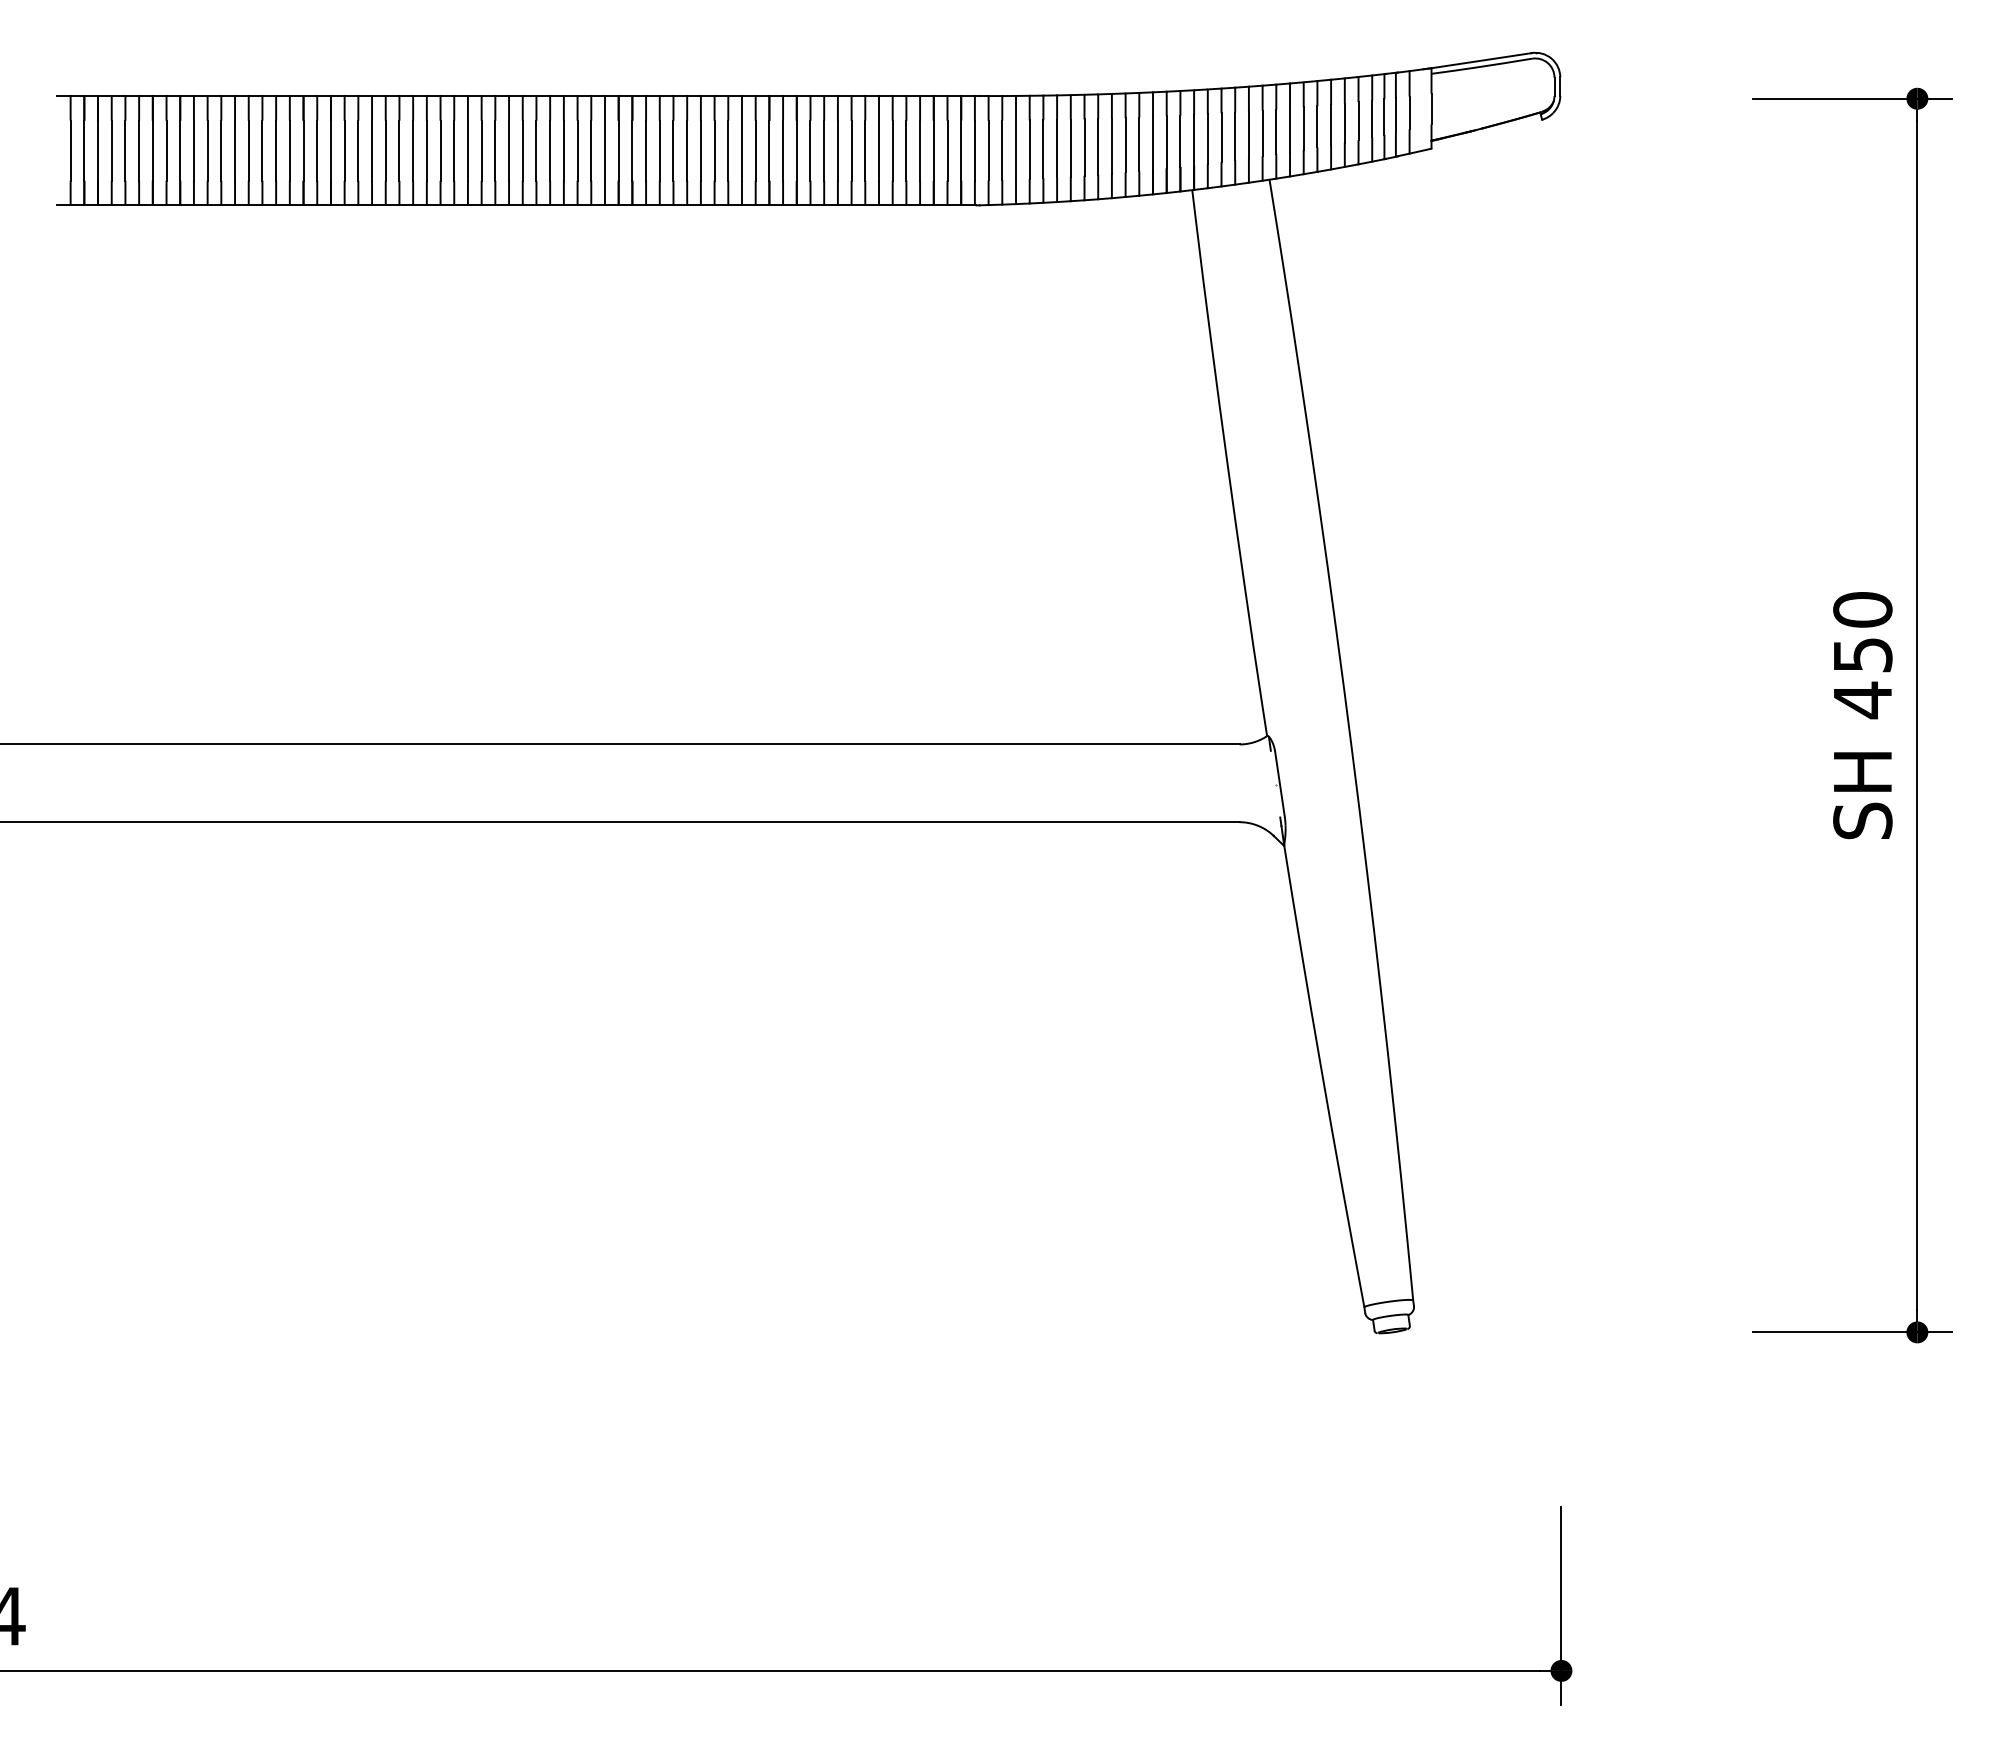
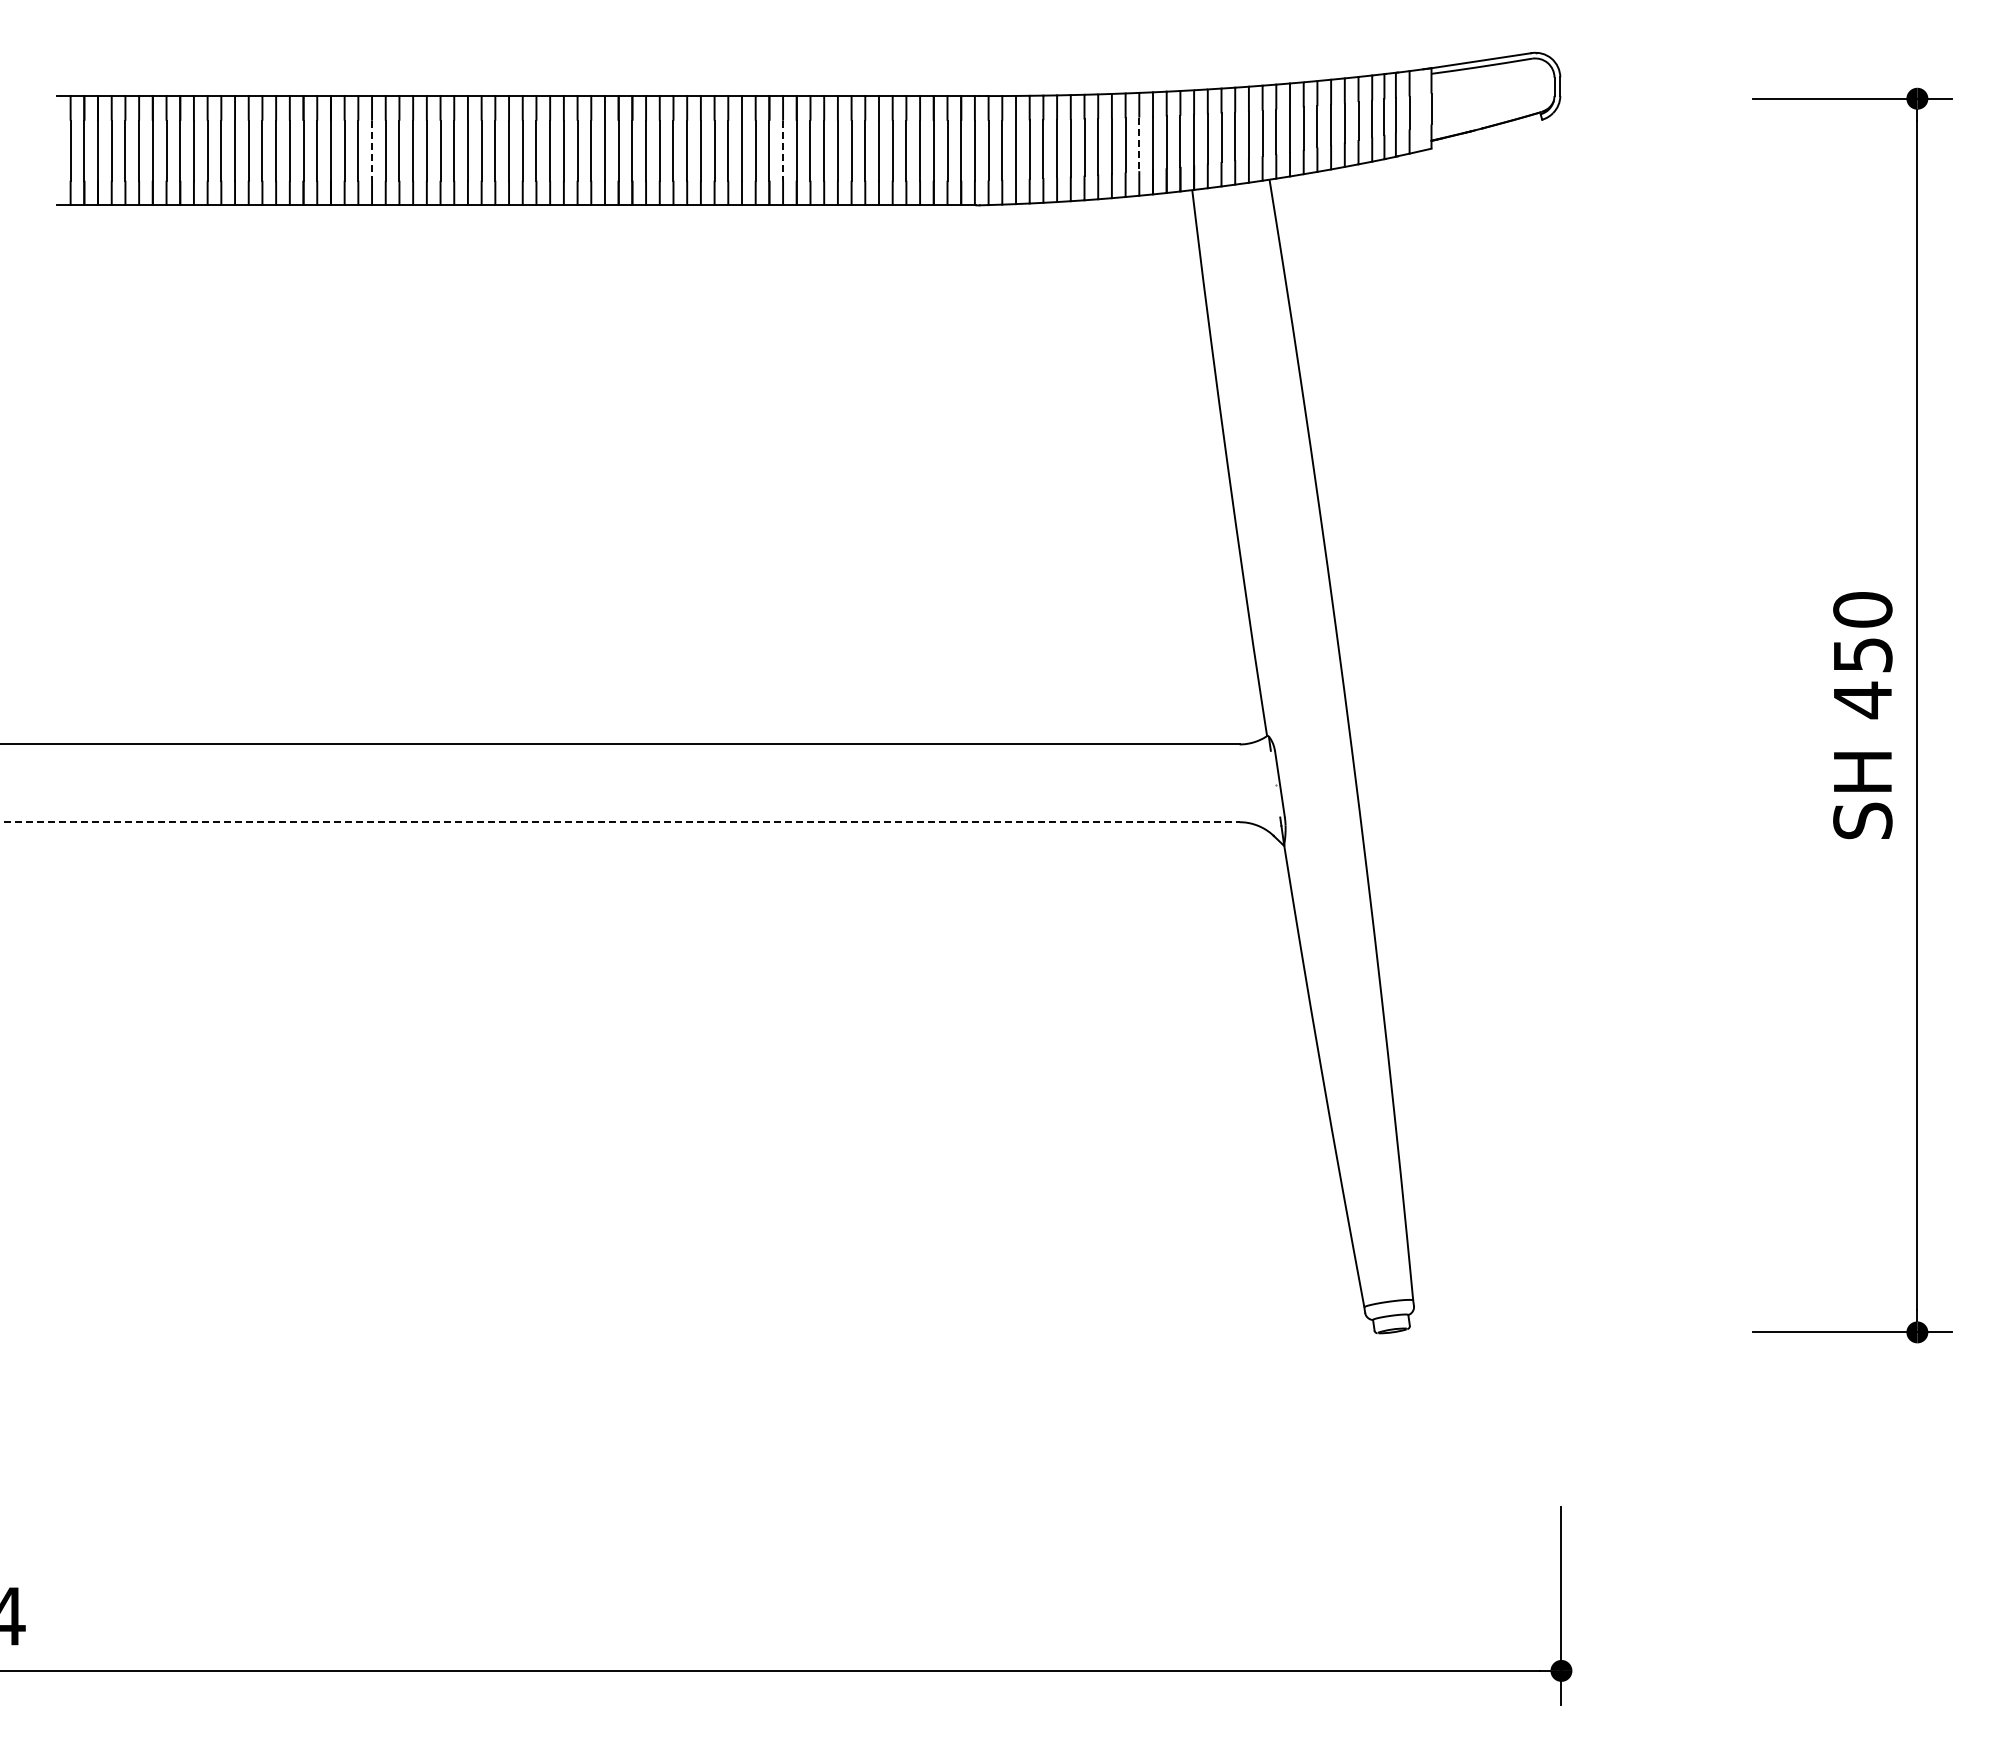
line: solid -> dashed (1139, 144)
line: solid -> dashed (372, 151)
line: solid -> dashed (783, 151)
line: solid -> dashed (620, 822)
